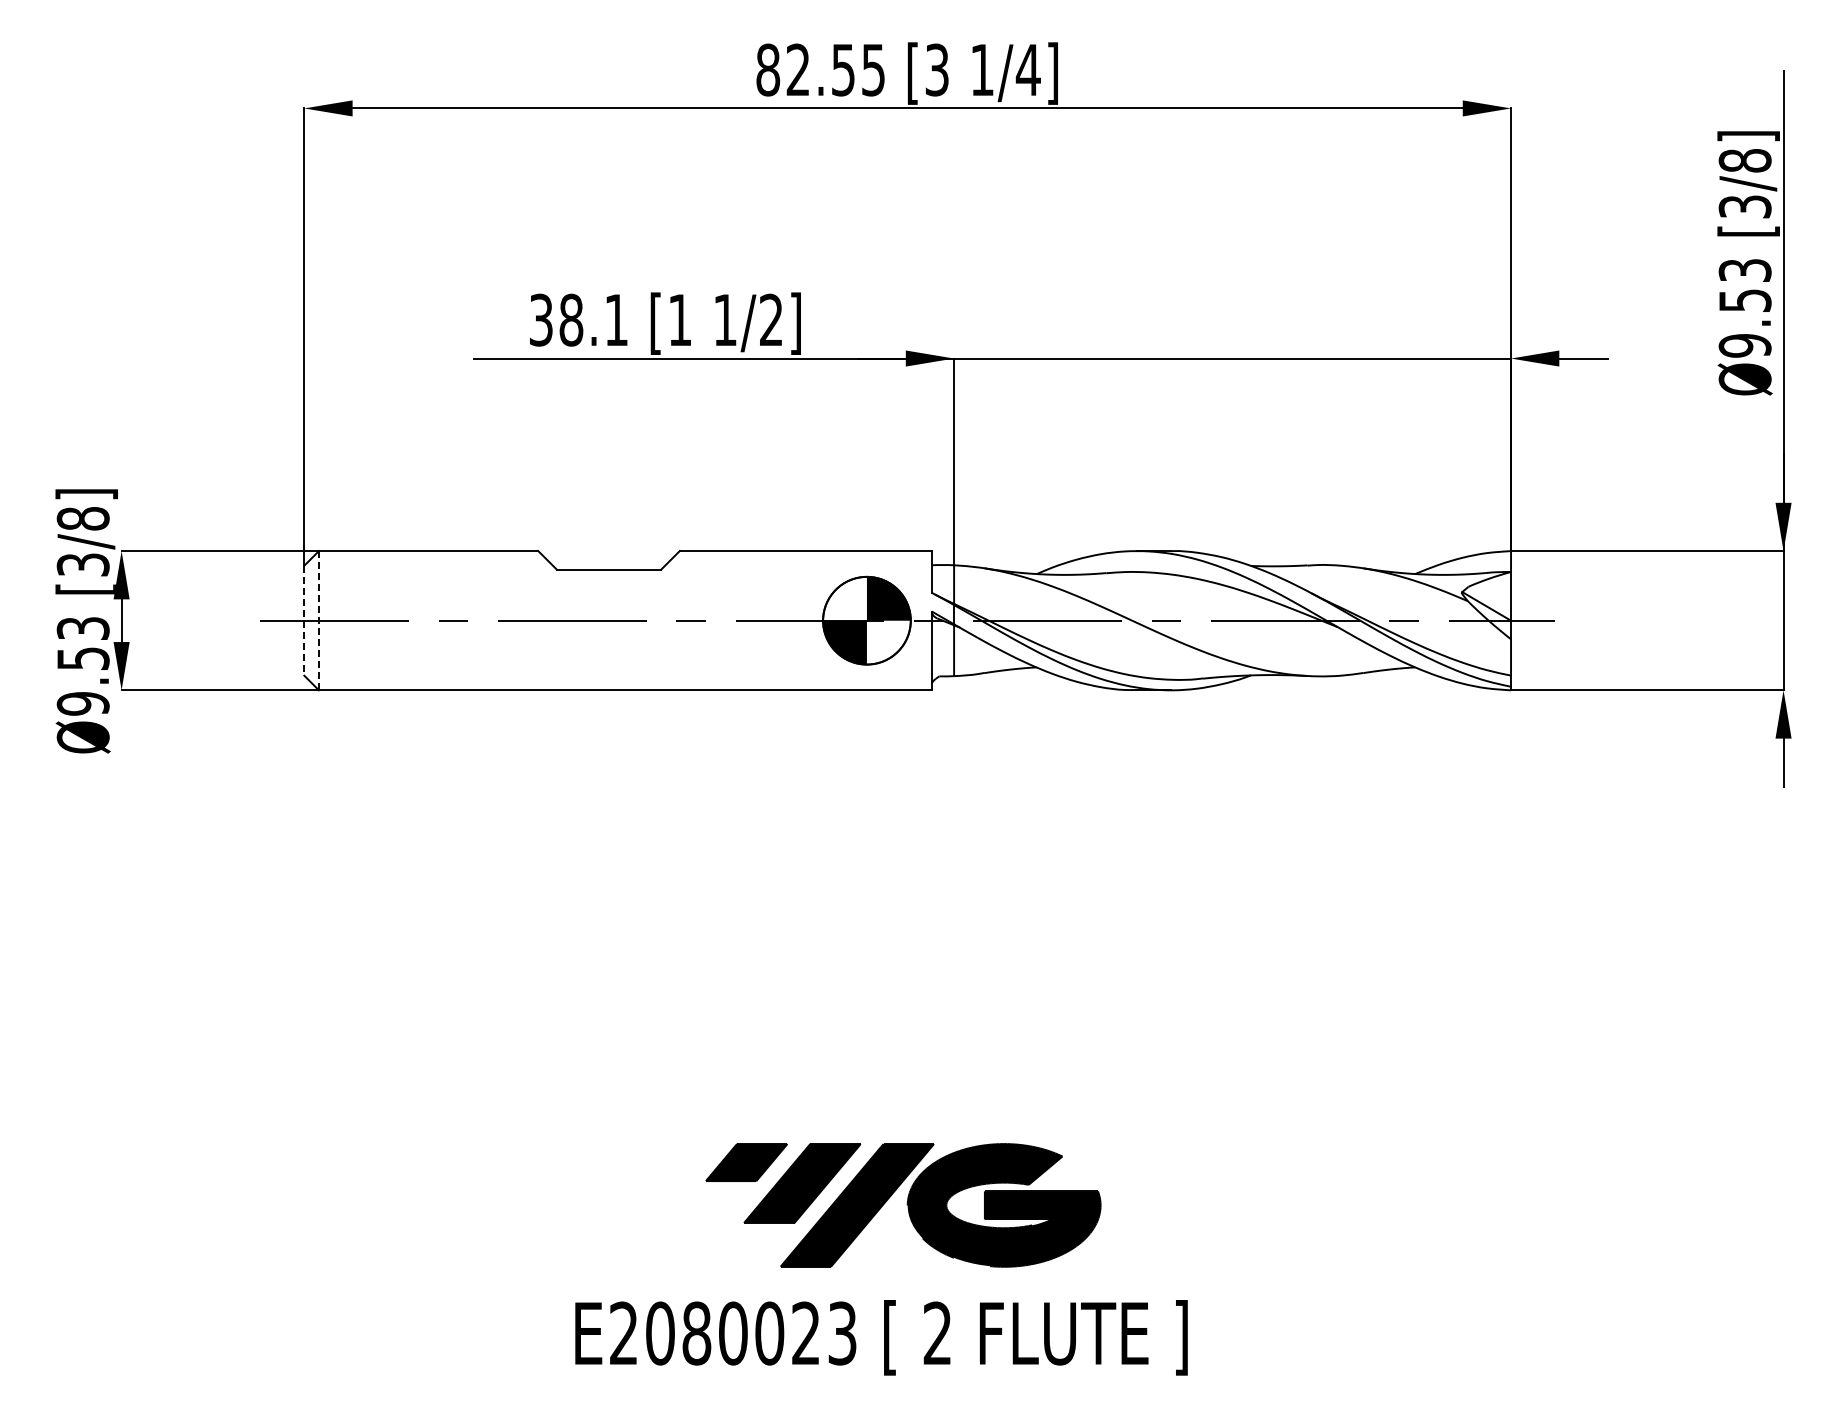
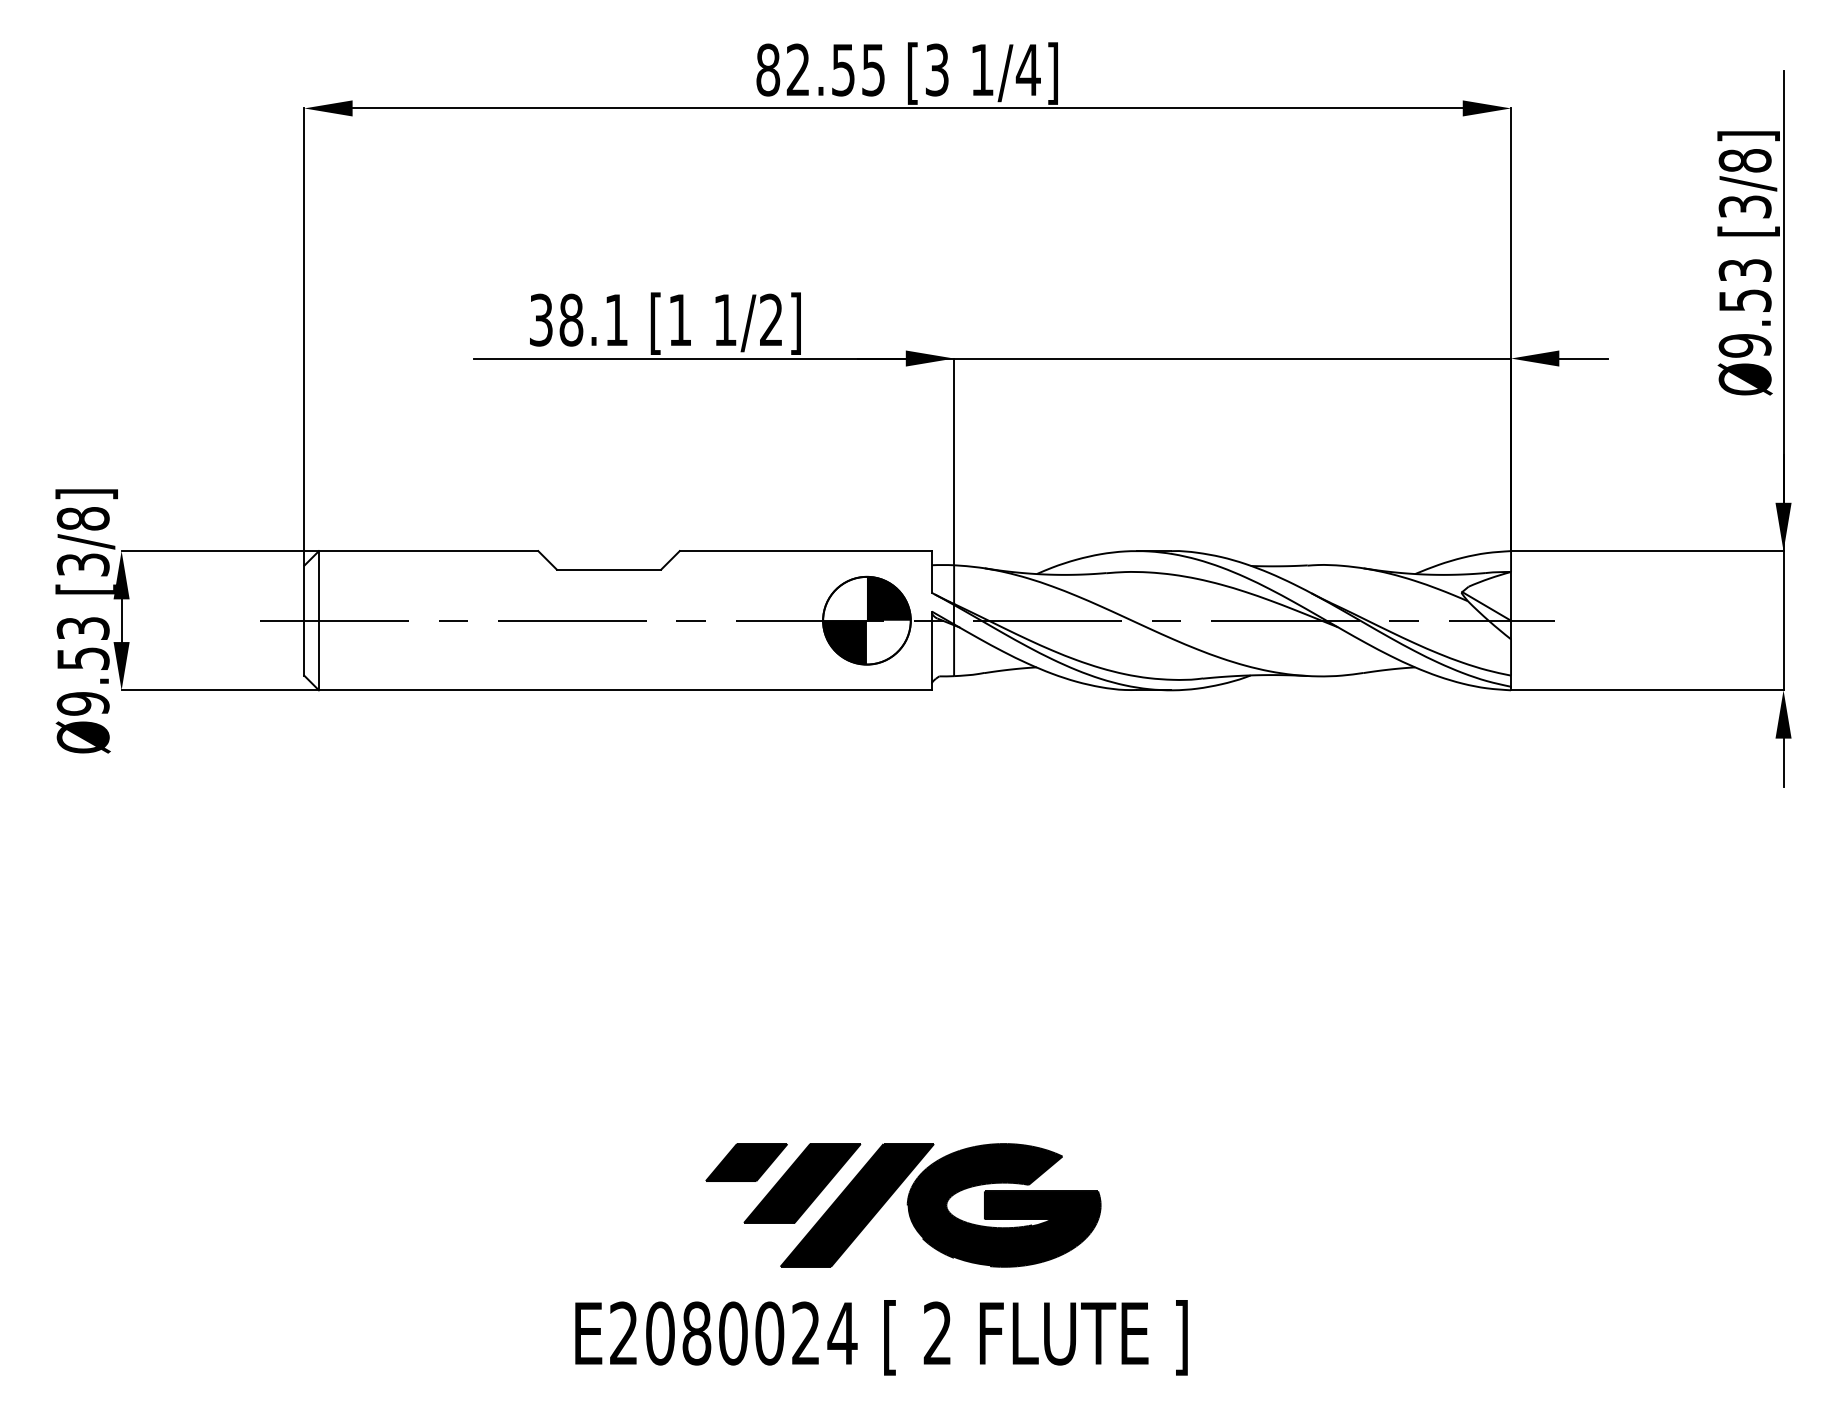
line: dashed -> solid (304, 620)
line: dashed -> solid (318, 620)
text: E2080023 -> E2080024 (842, 1333)
